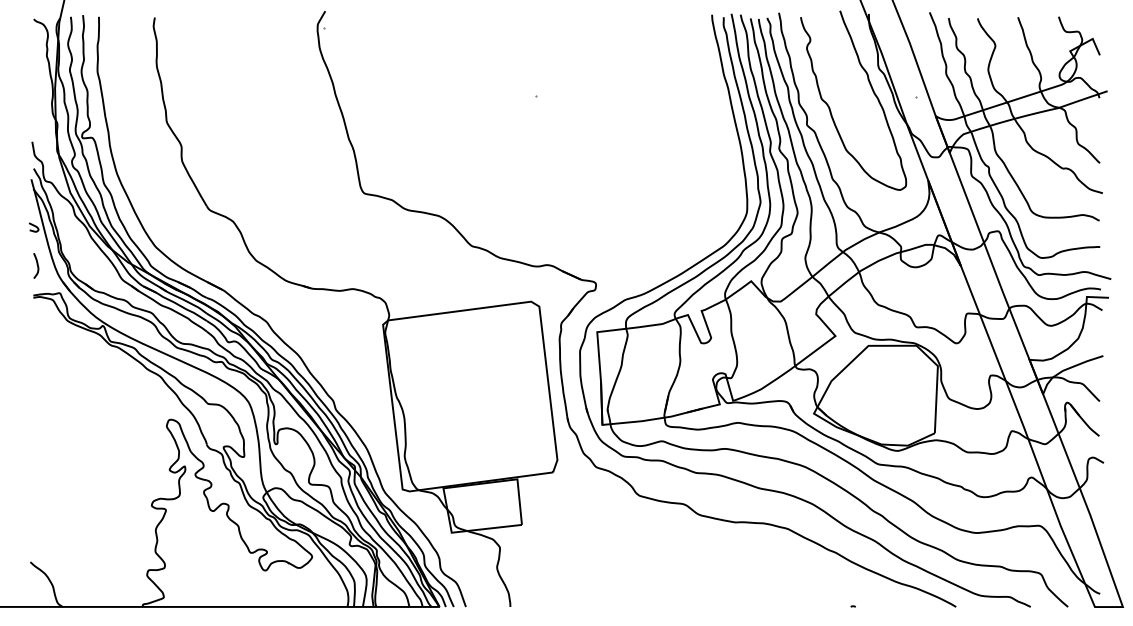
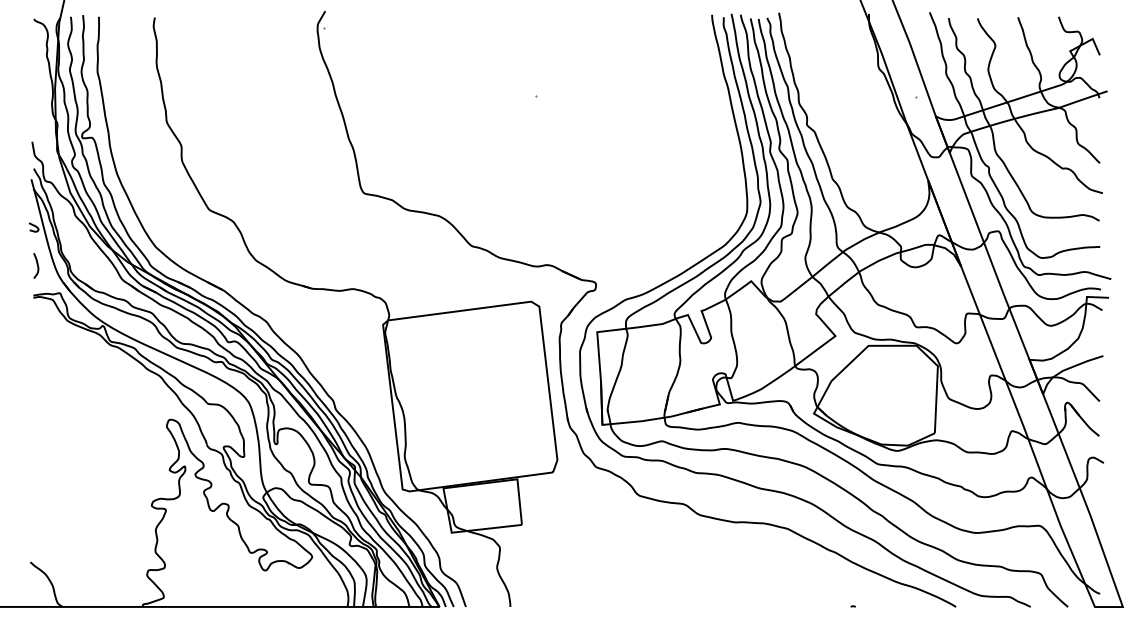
curve: present -> none (872, 91)
